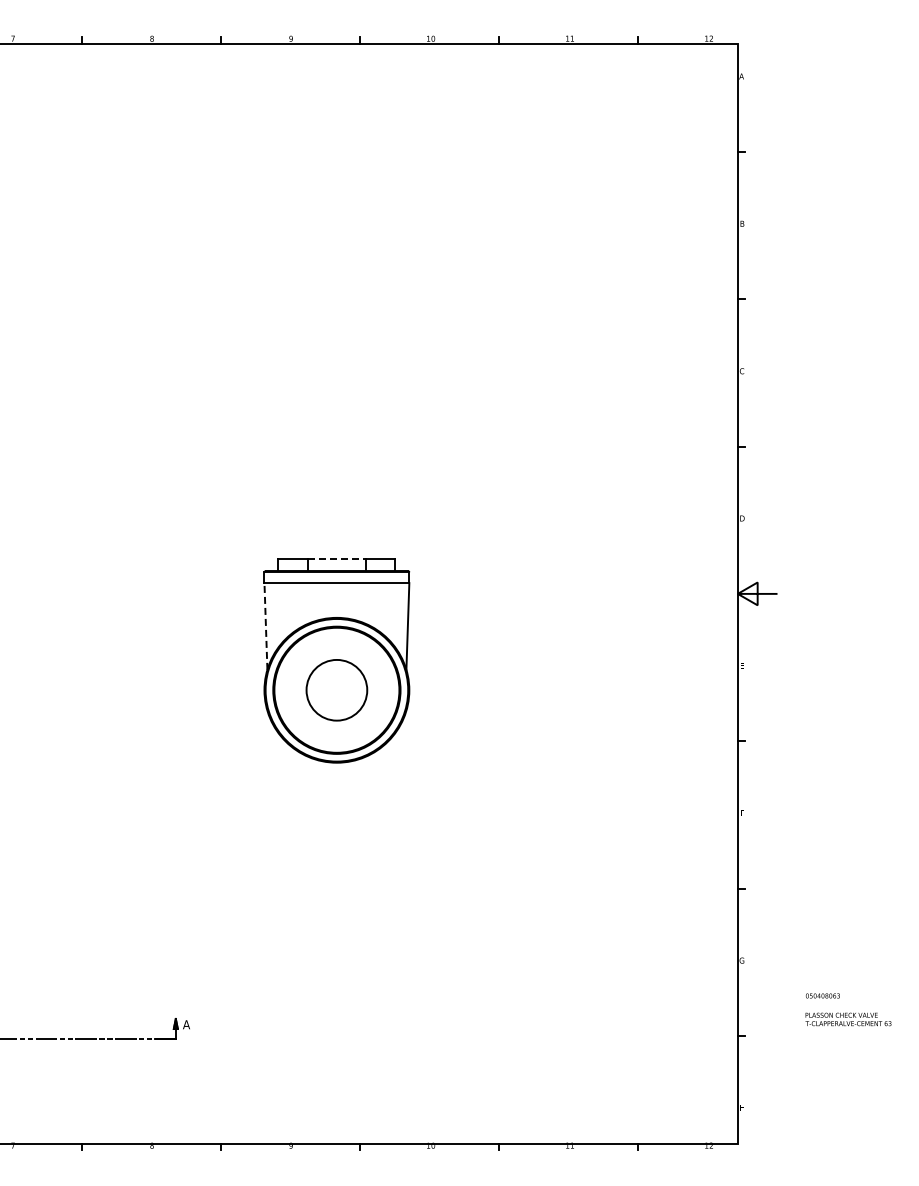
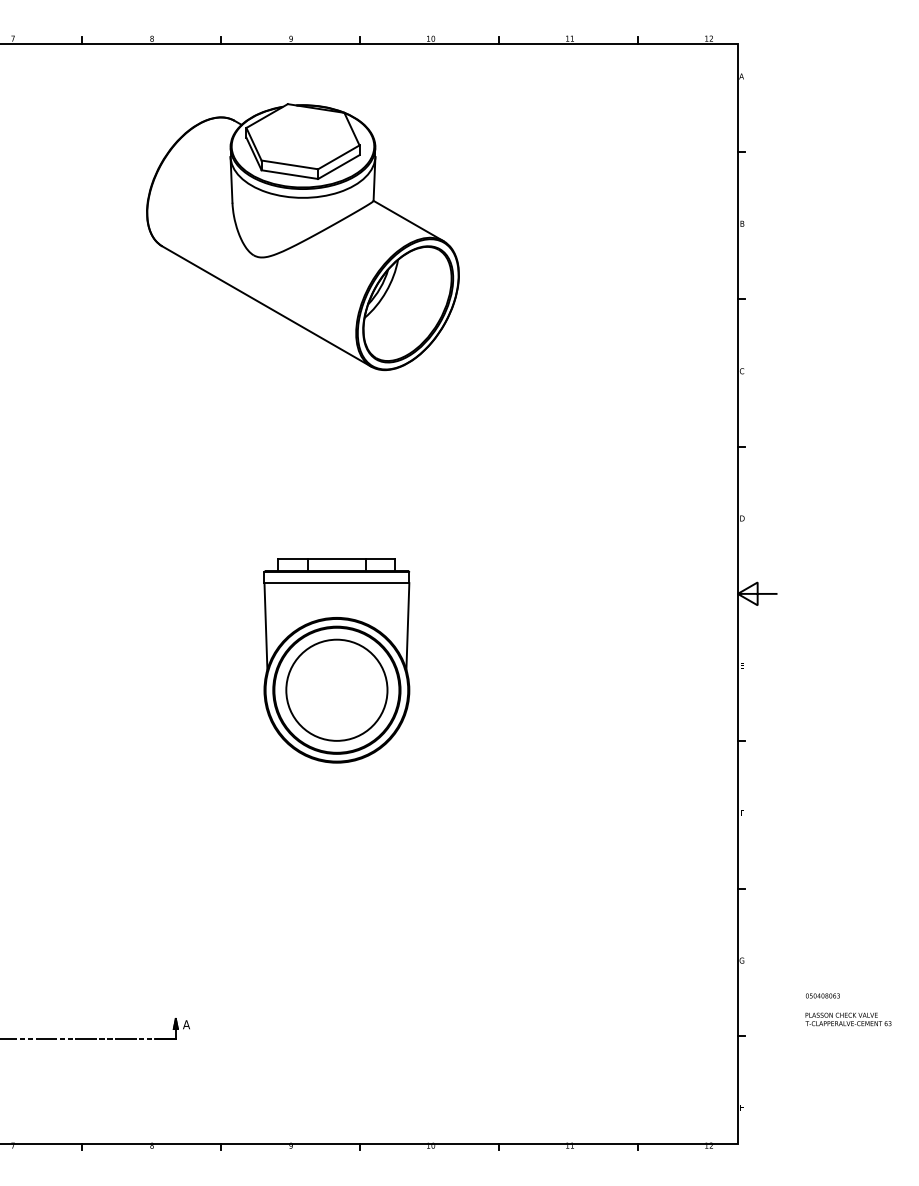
part: none -> present (302, 237)
line: dashed -> solid (337, 559)
line: dashed -> solid (265, 626)
circle diameter: 61 px -> 101 px (336, 689)
